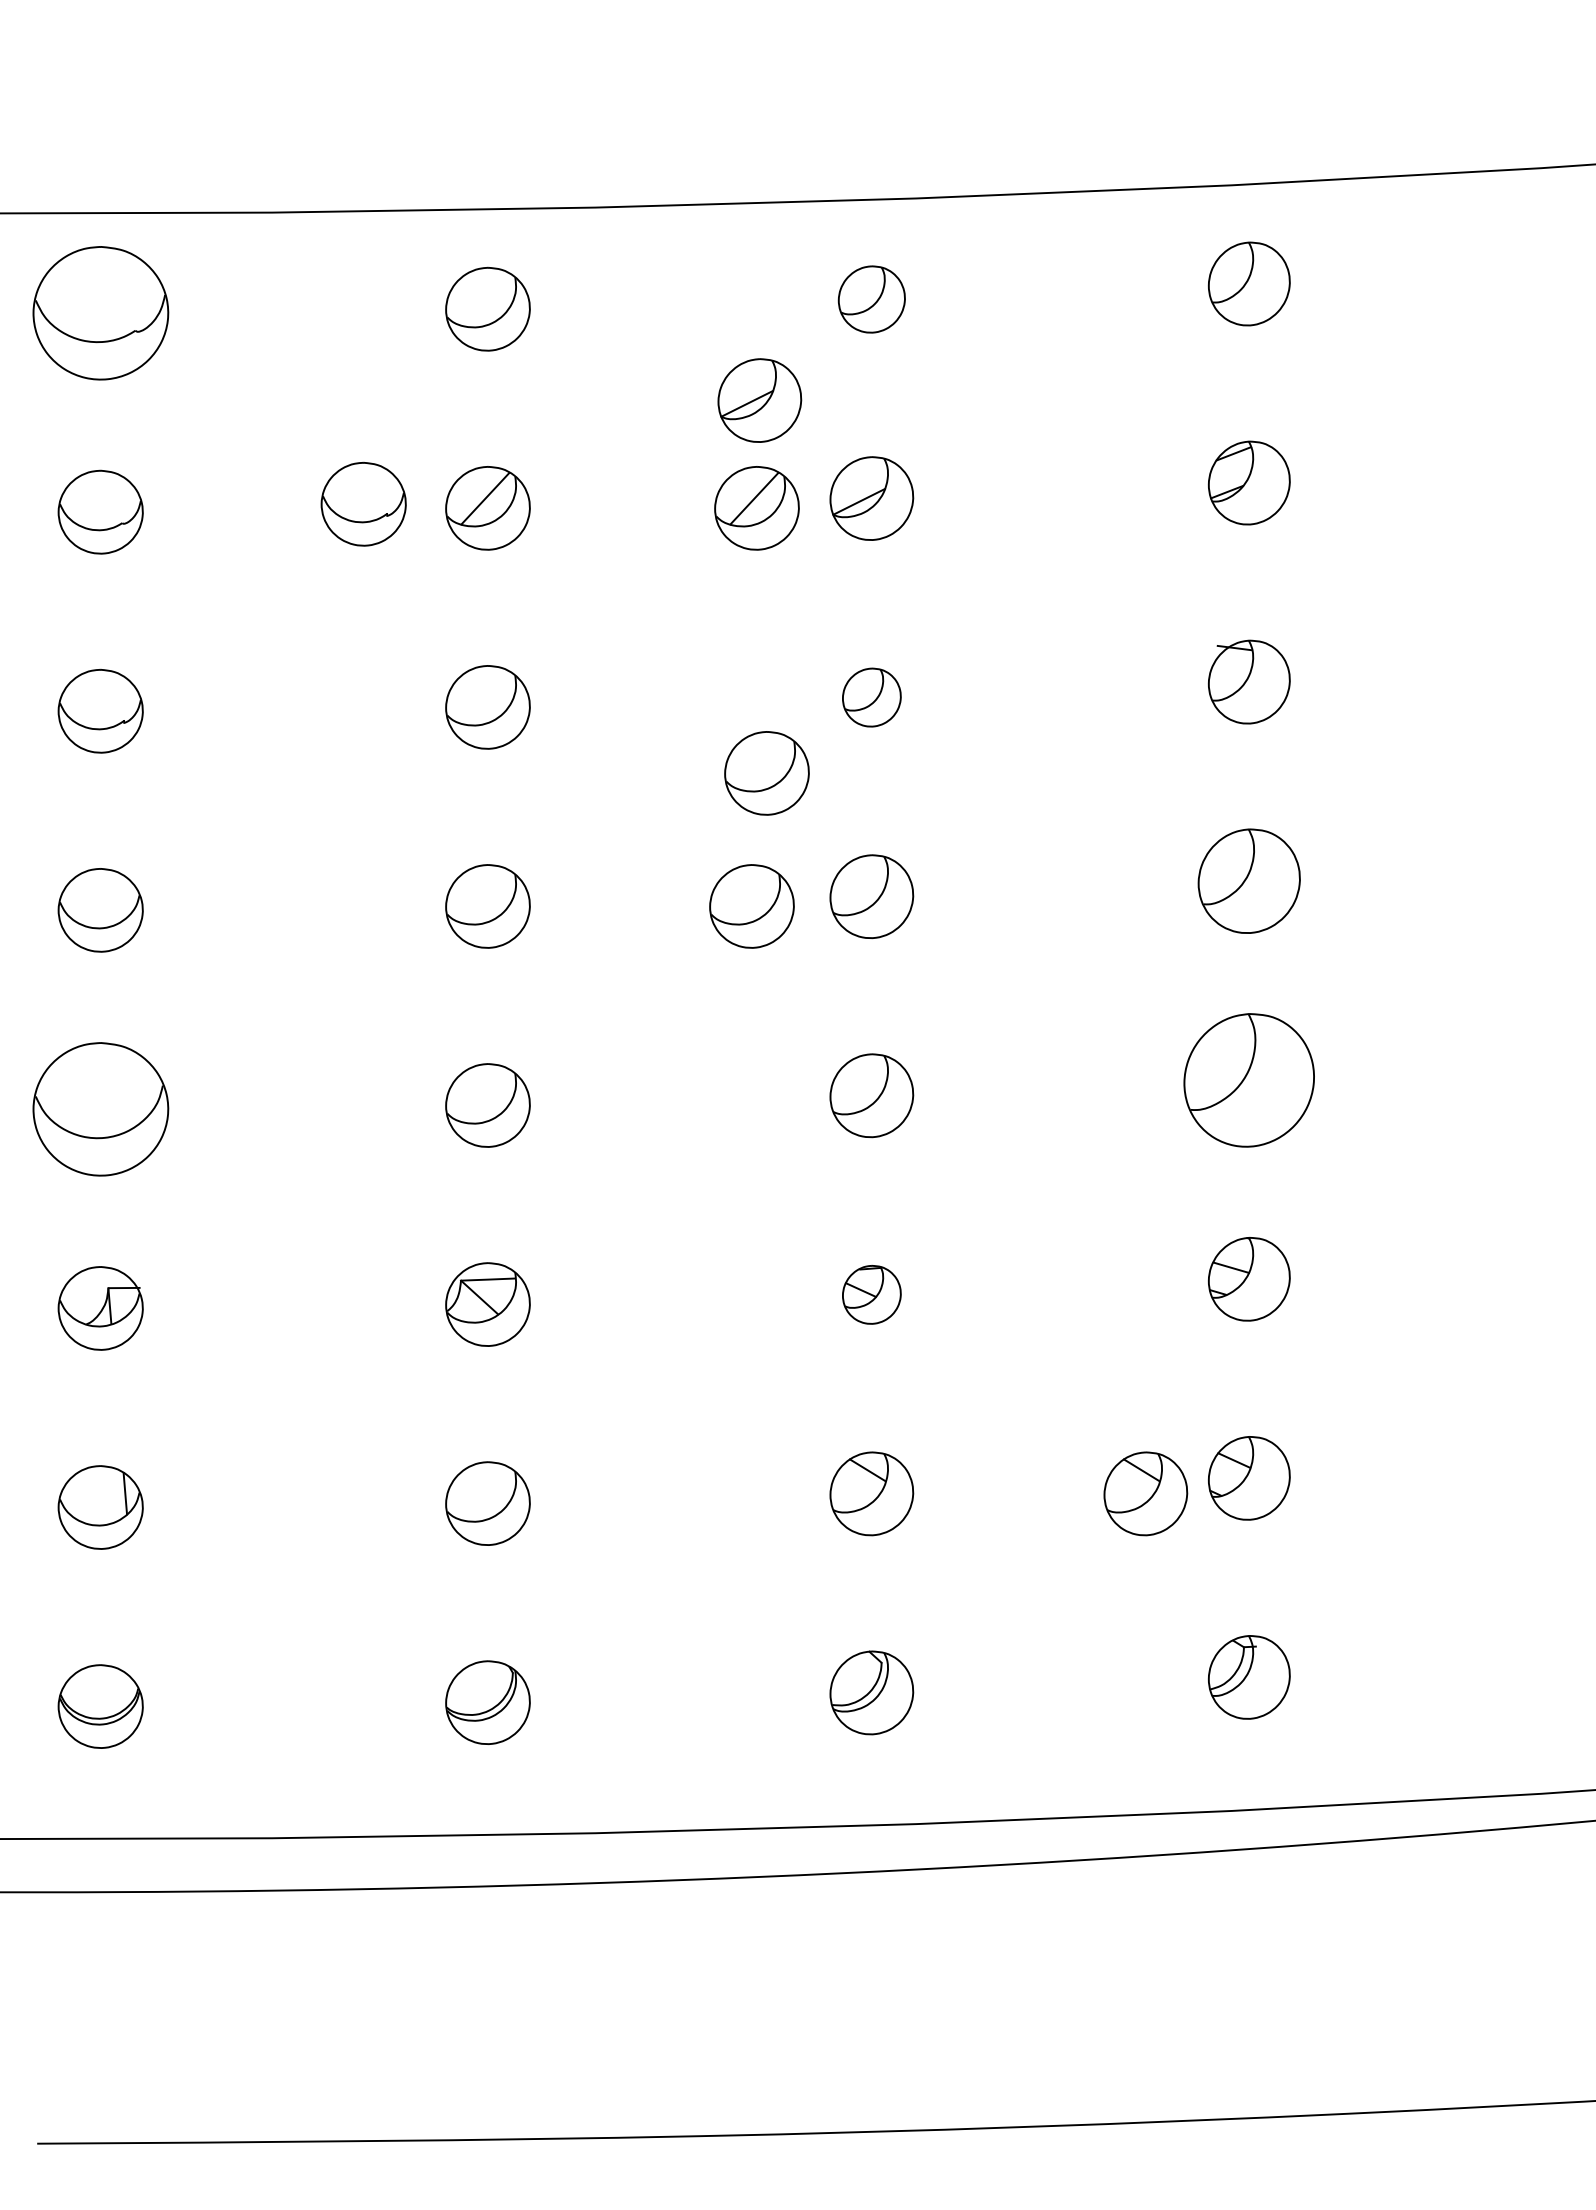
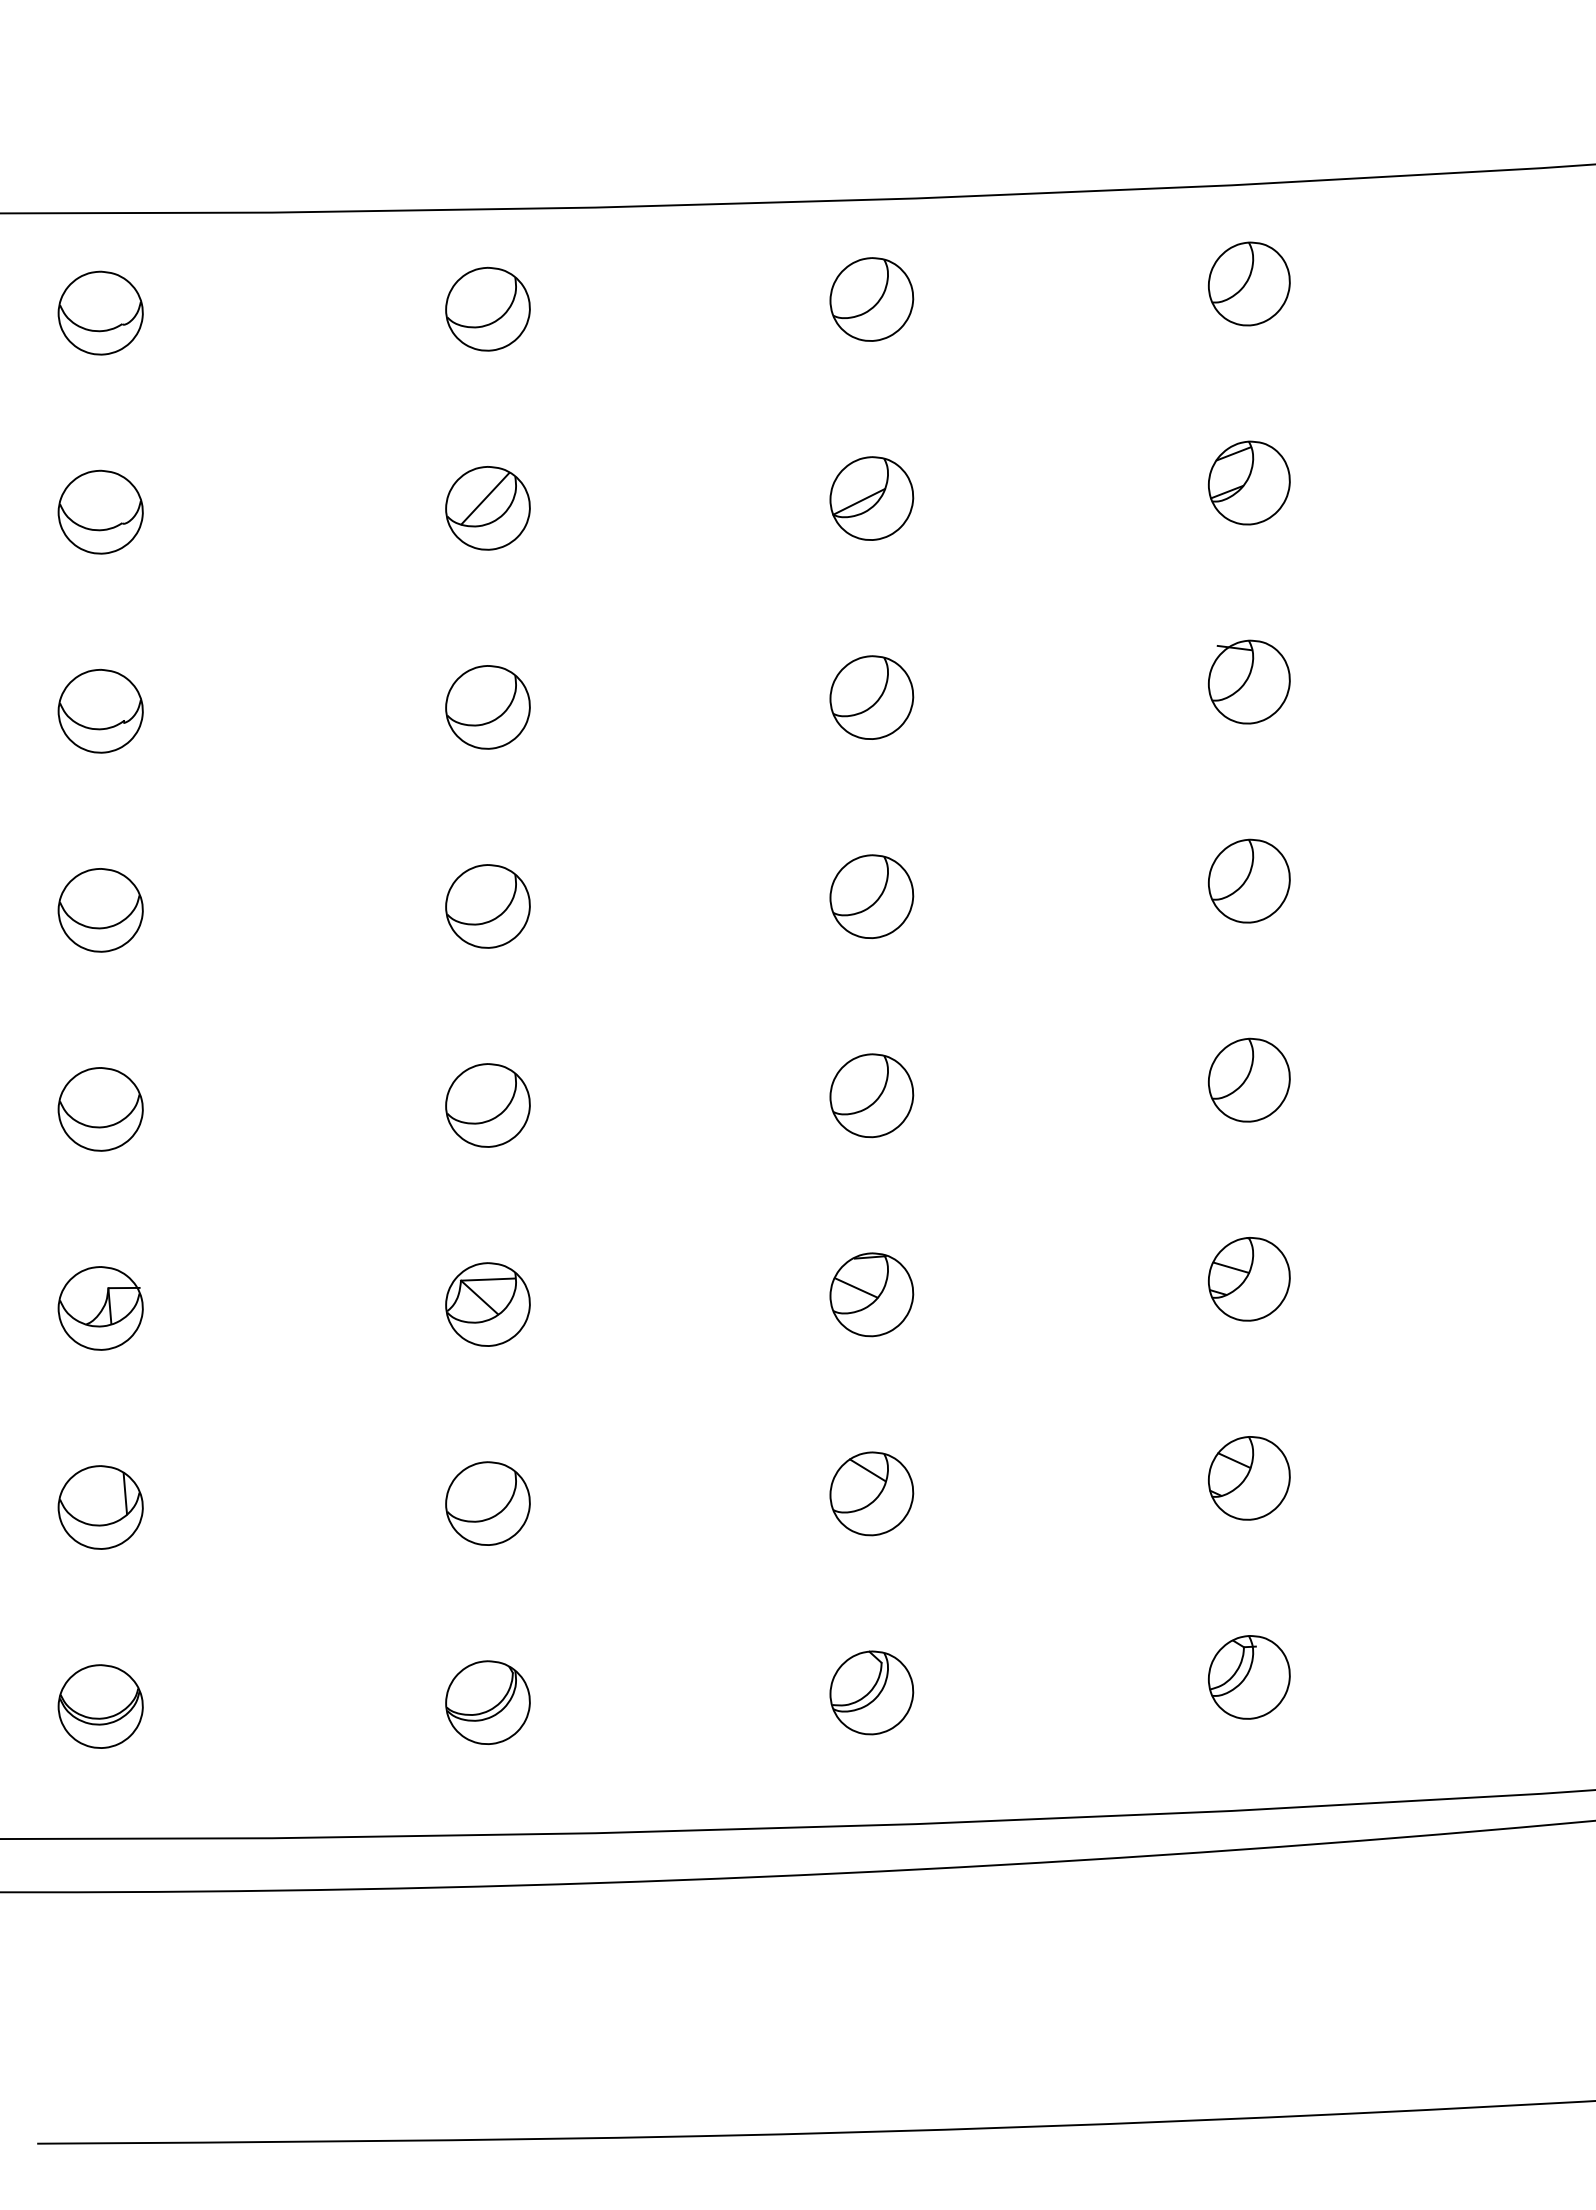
part size: 69x69 px -> 86x85 px (871, 299)
part size: 138x135 px -> 87x86 px (100, 312)
part: present -> none (759, 400)
part: present -> none (363, 503)
part: present -> none (756, 508)
part size: 60x61 px -> 86x85 px (871, 697)
part: present -> none (766, 773)
part size: 104x106 px -> 83x86 px (1249, 880)
part: present -> none (751, 906)
part size: 132x135 px -> 83x86 px (1249, 1079)
part size: 138x135 px -> 87x85 px (100, 1109)
part size: 60x60 px -> 86x86 px (871, 1294)
part: present -> none (1145, 1493)
